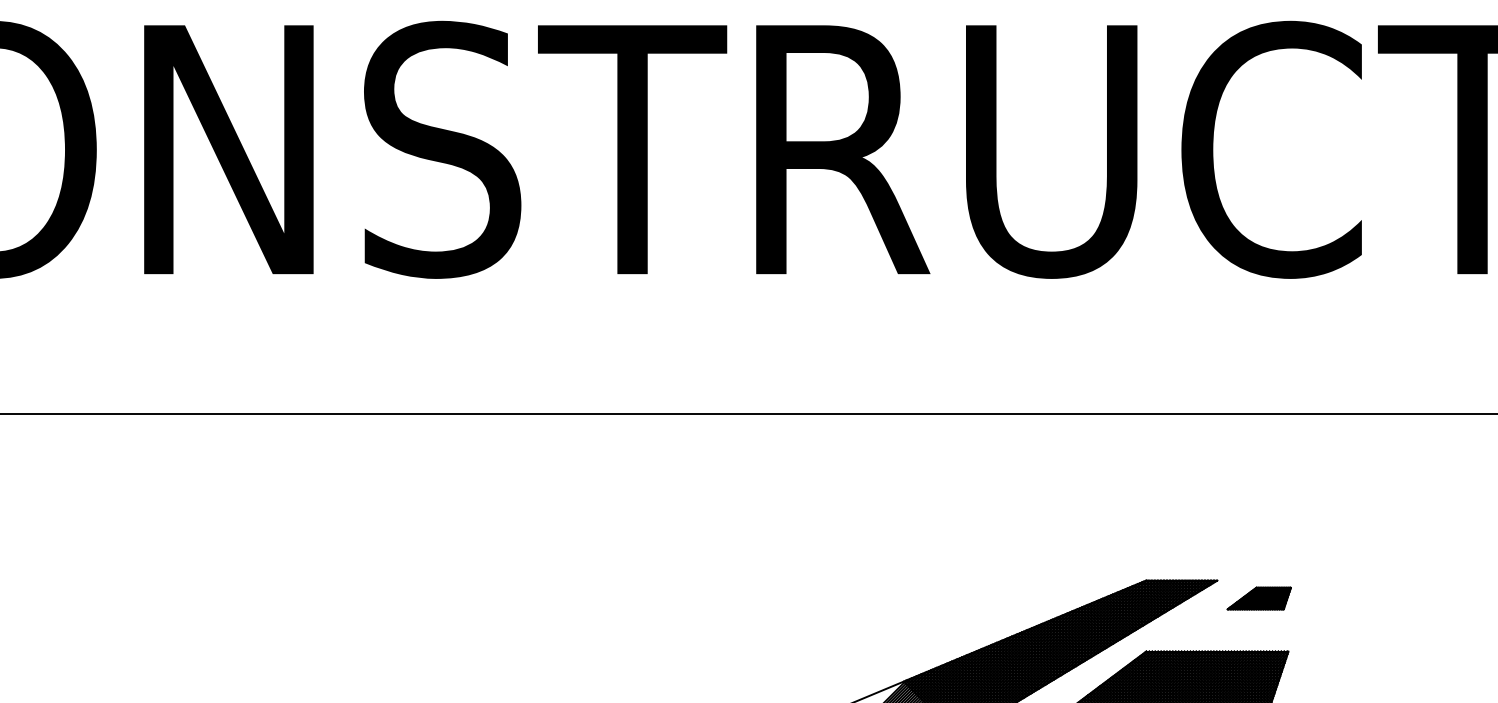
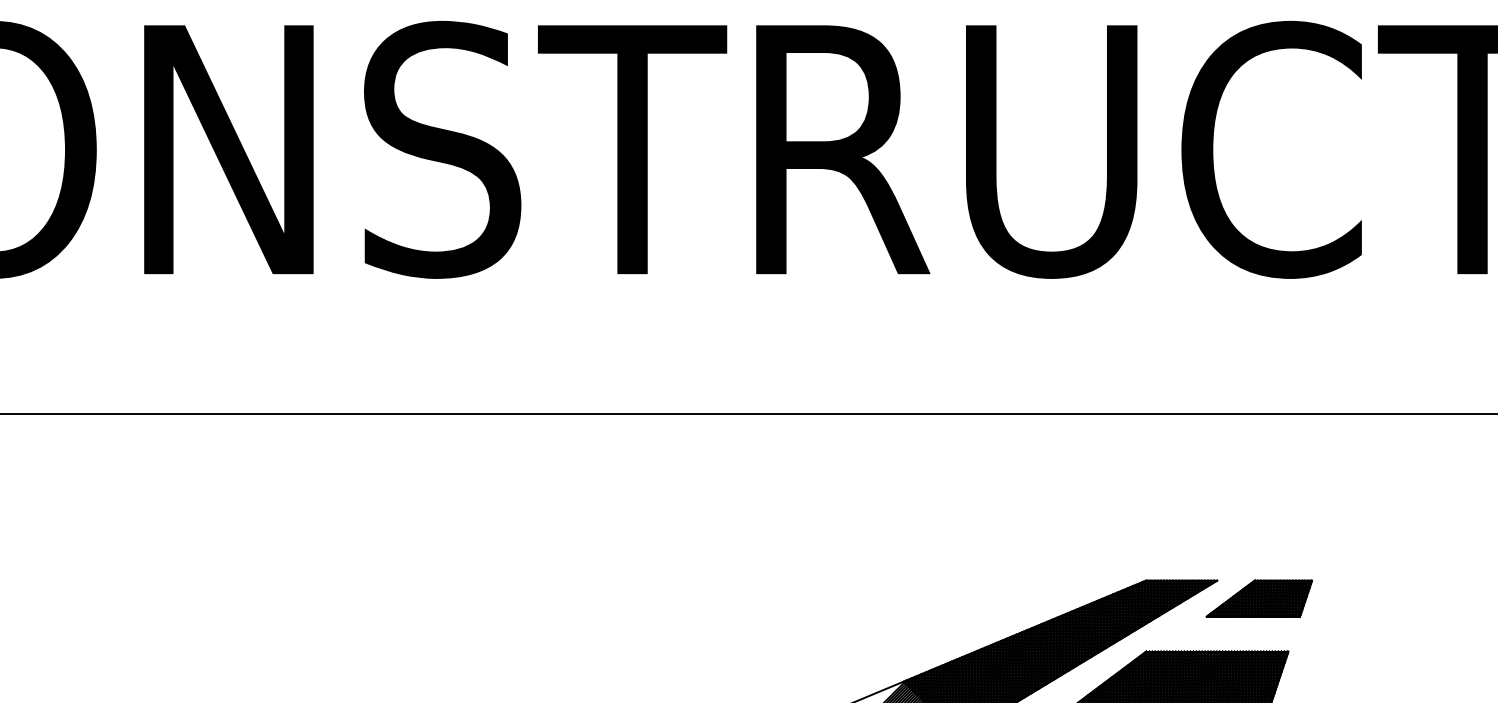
part size: 66x25 px -> 108x39 px (1258, 598)
